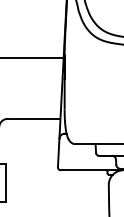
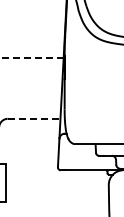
line: solid -> dashed (31, 57)
line: solid -> dashed (34, 118)
